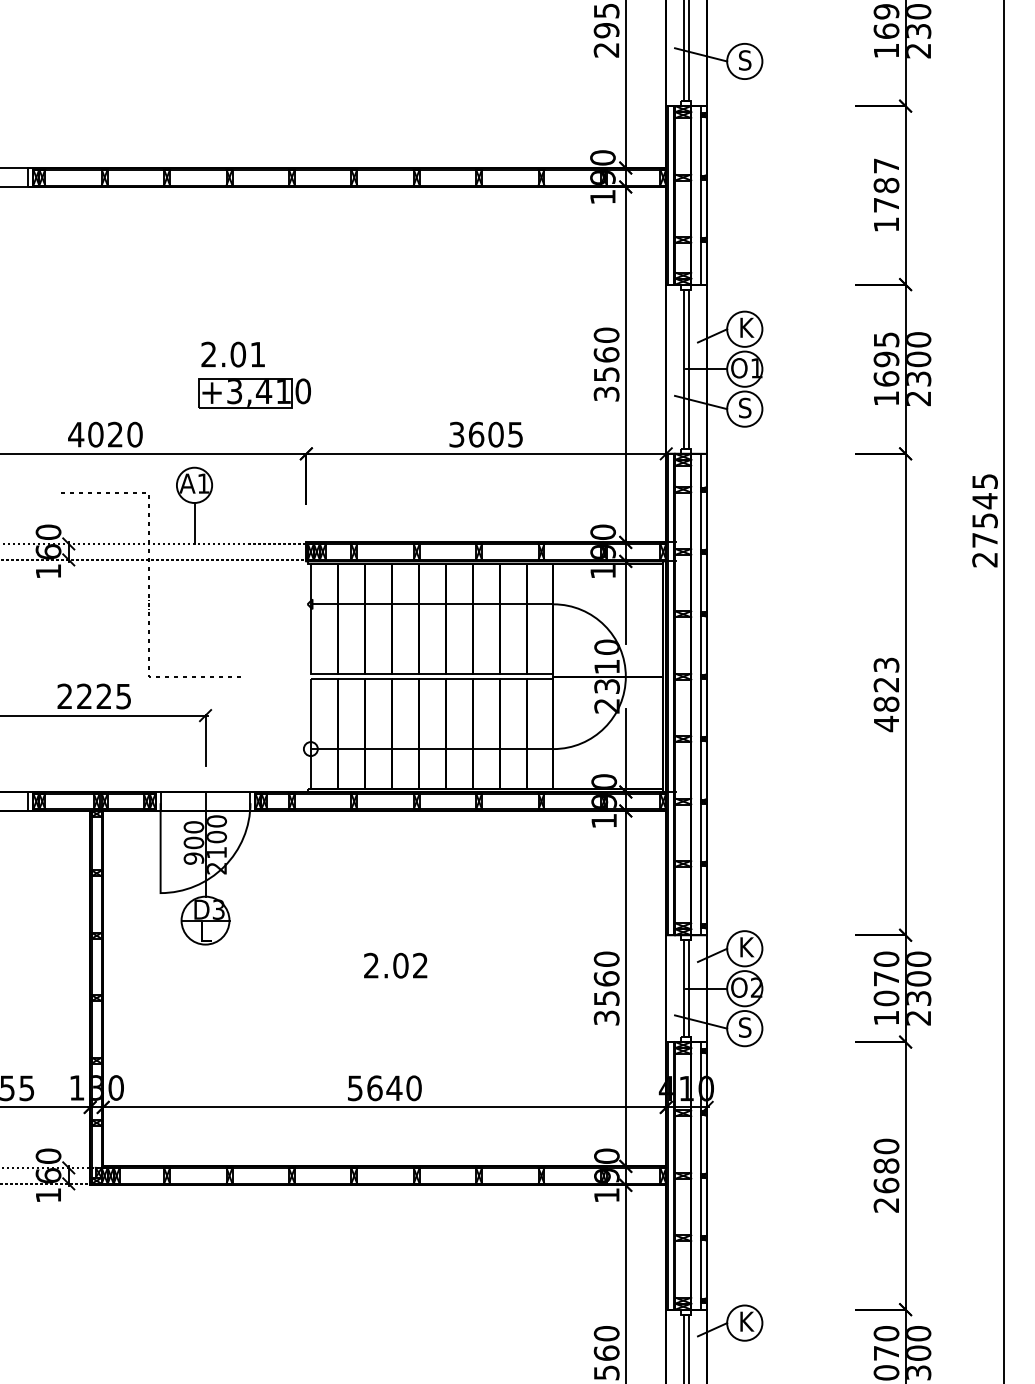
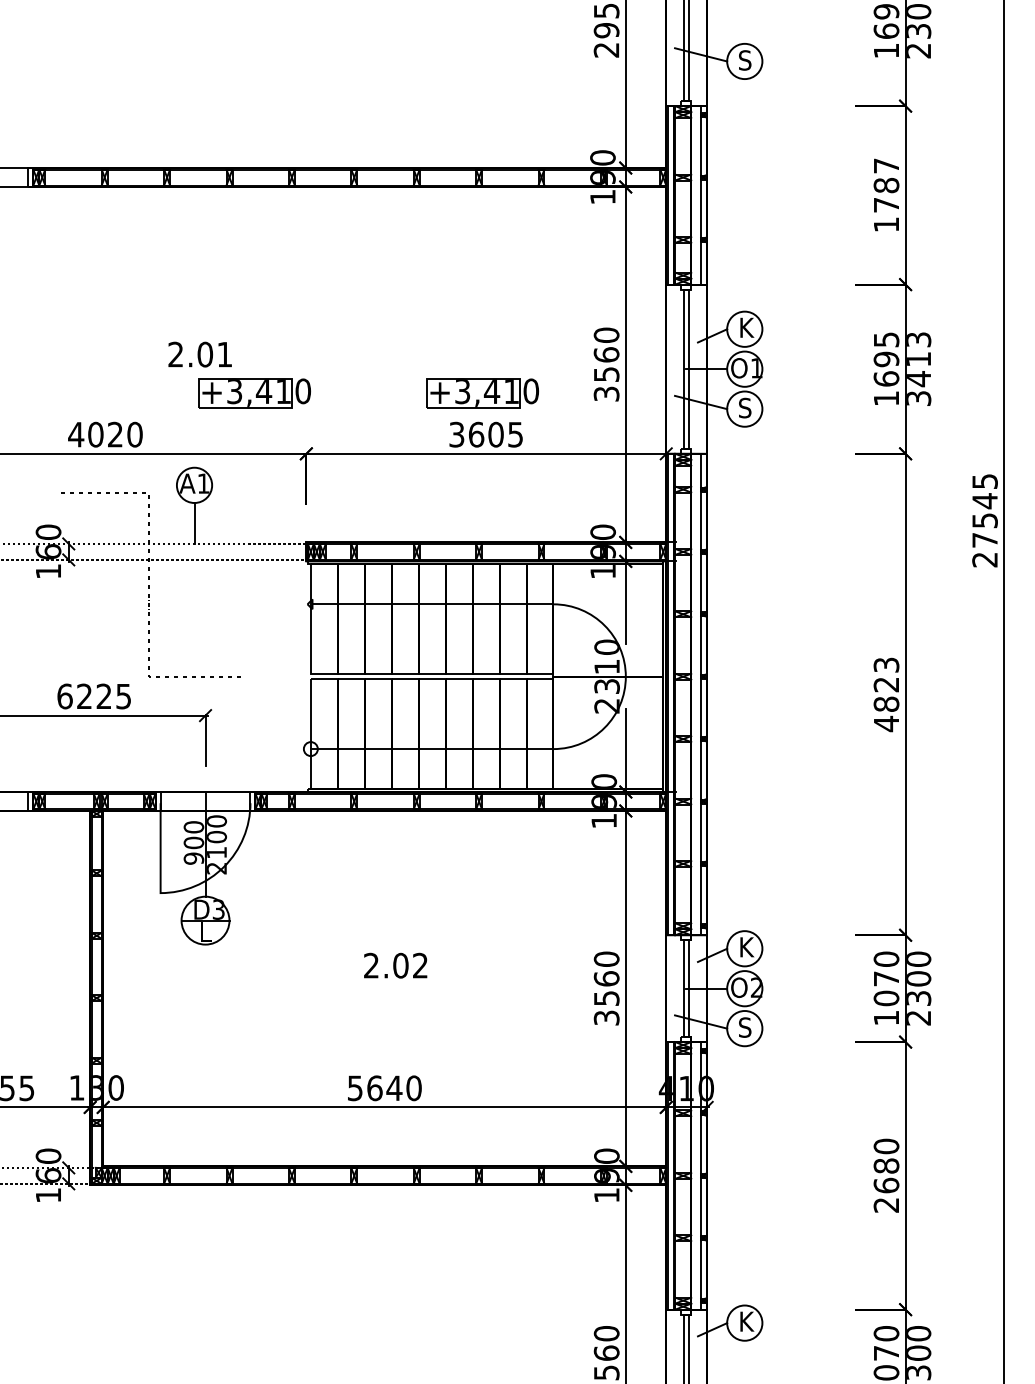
text position: (232, 354) -> (199, 354) (199, 354)
text: 2300 -> 3413 (919, 369)
part: none -> present (482, 393)
text: 2225 -> 6225 (64, 696)
